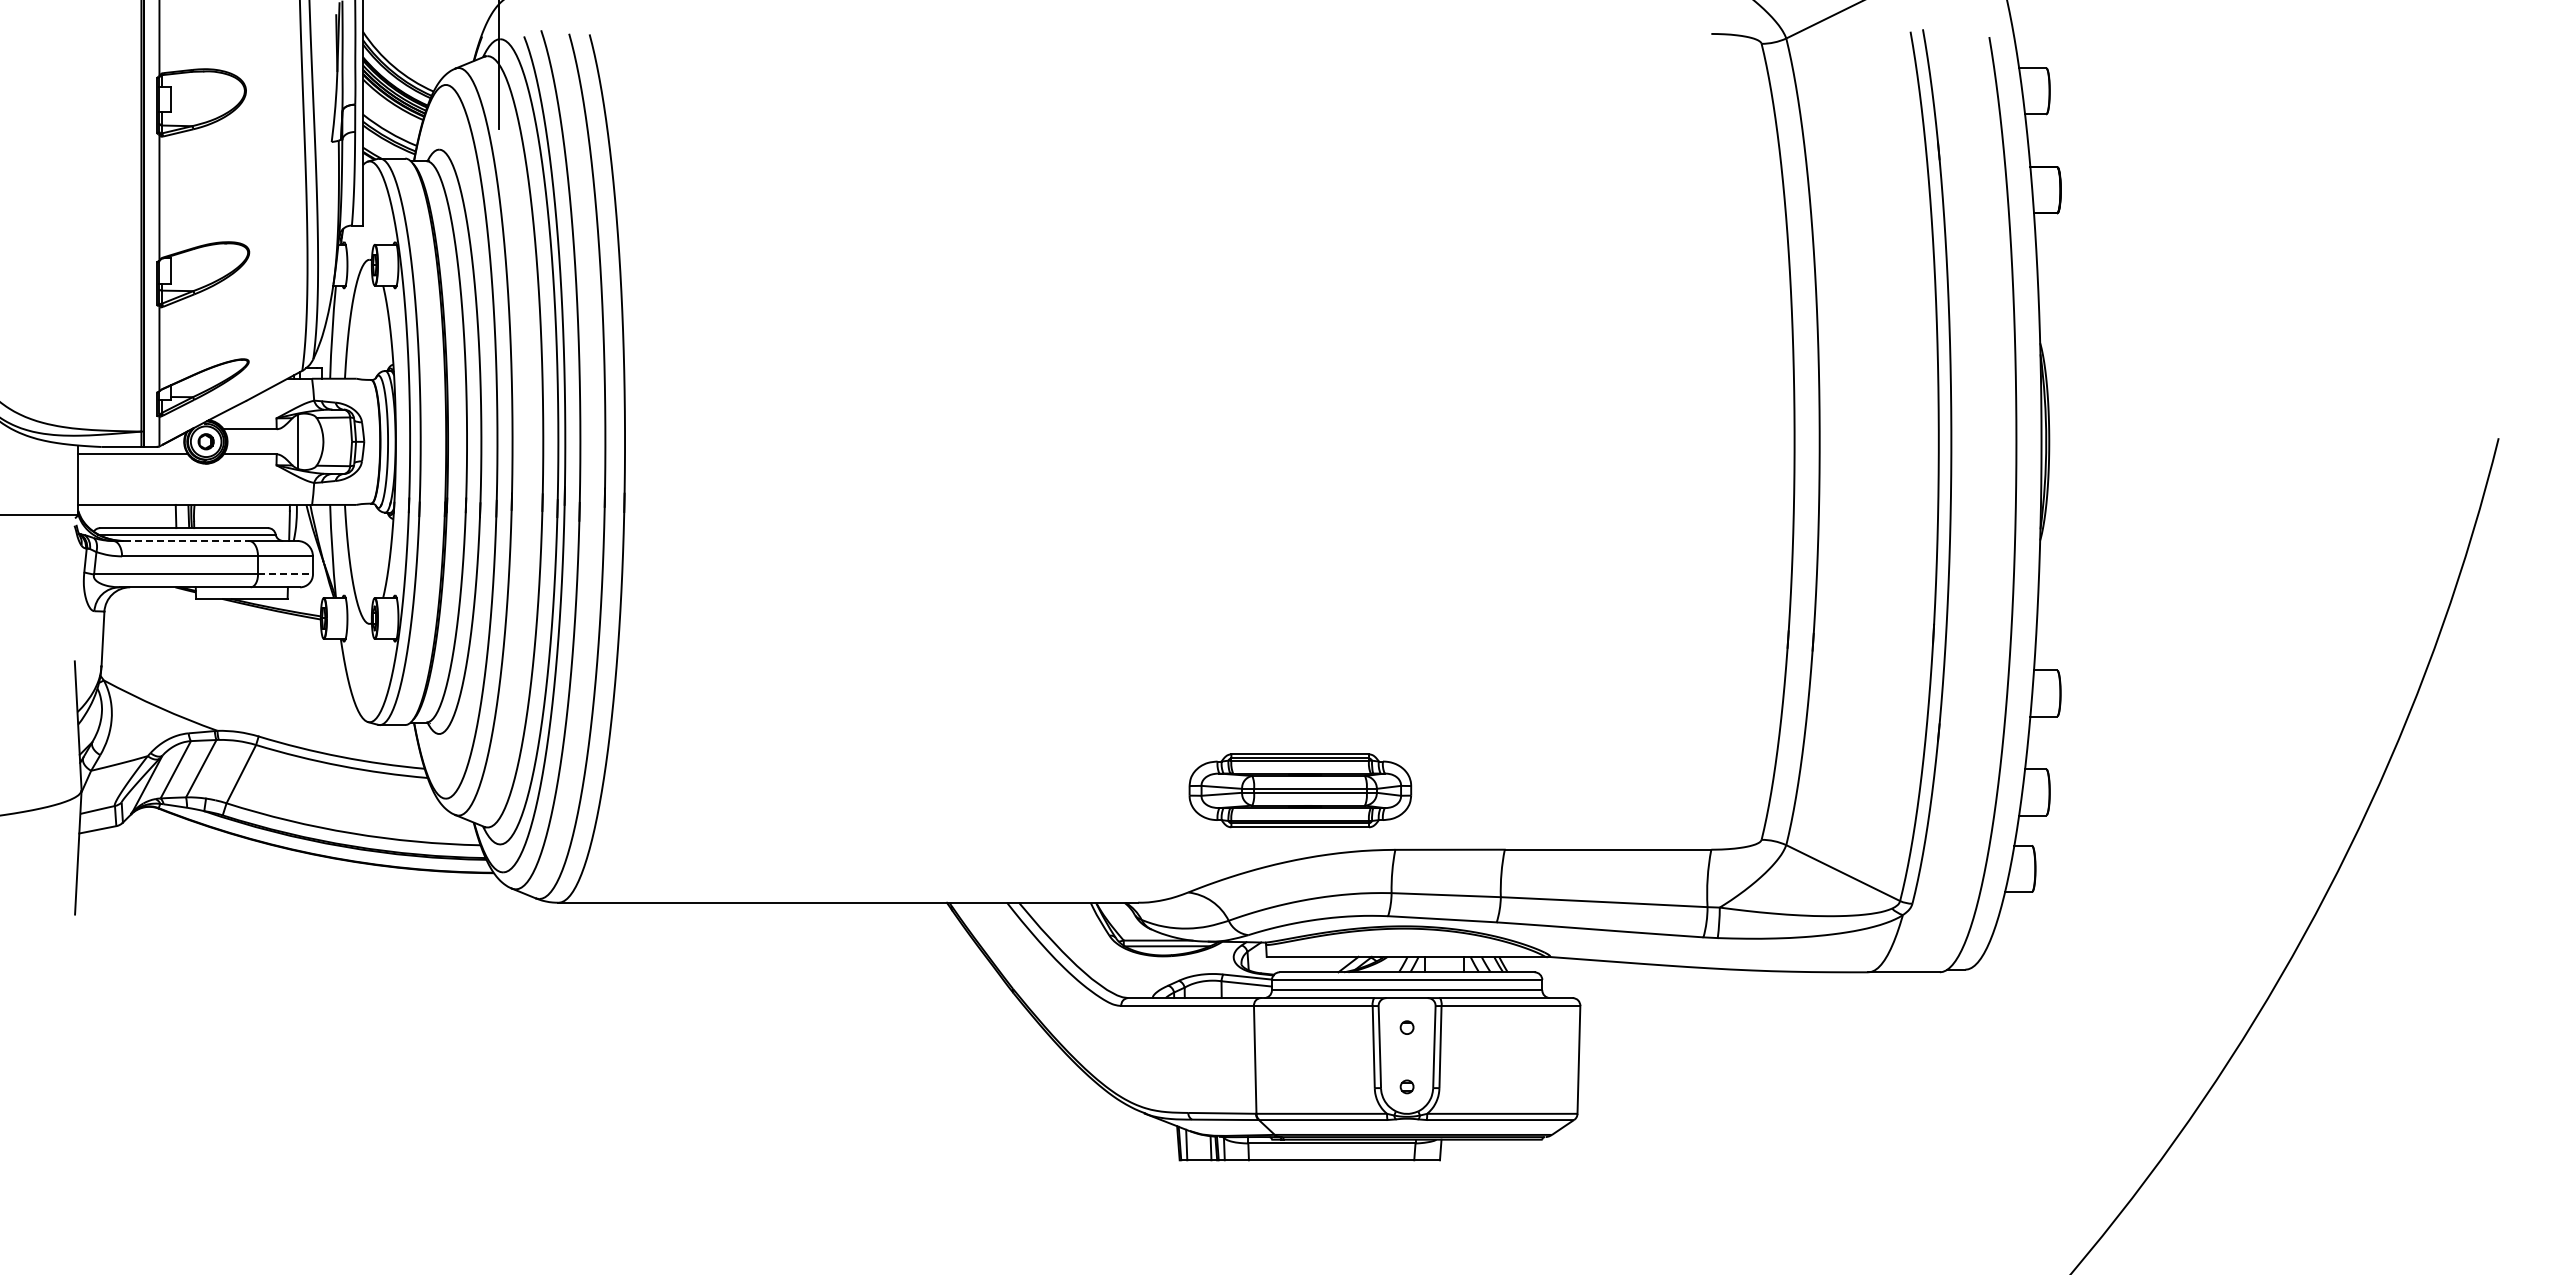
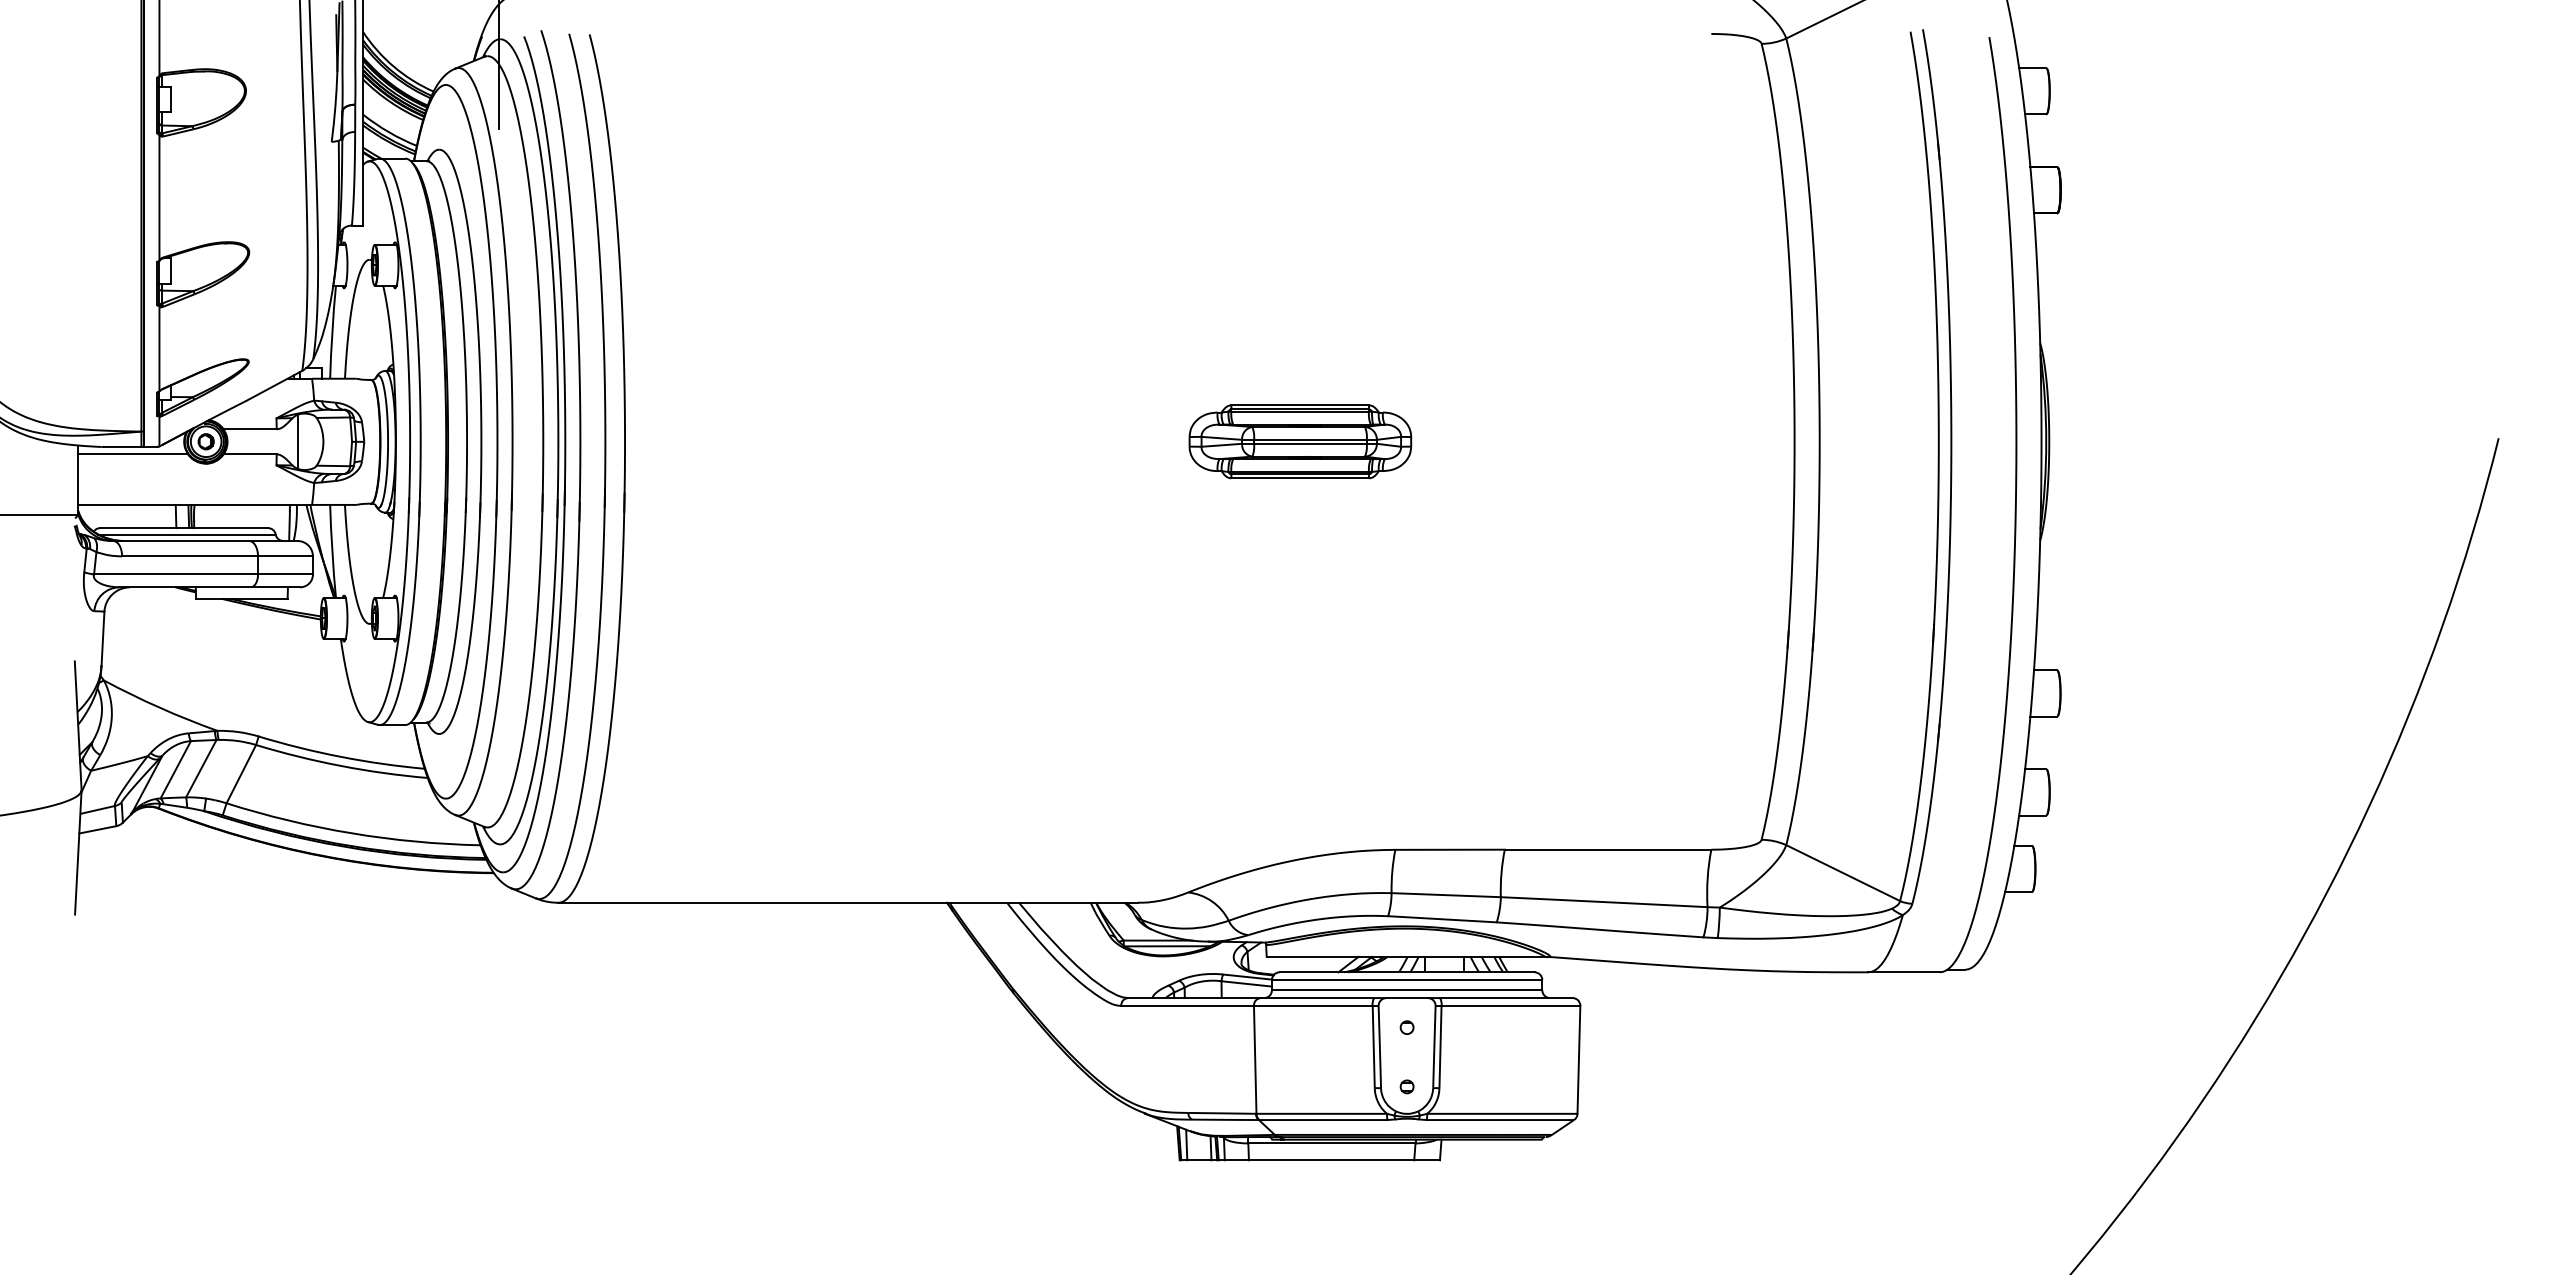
line: dashed -> solid (181, 540)
line: dashed -> solid (286, 574)
part position: (1300, 790) -> (1300, 441) (1300, 441)
